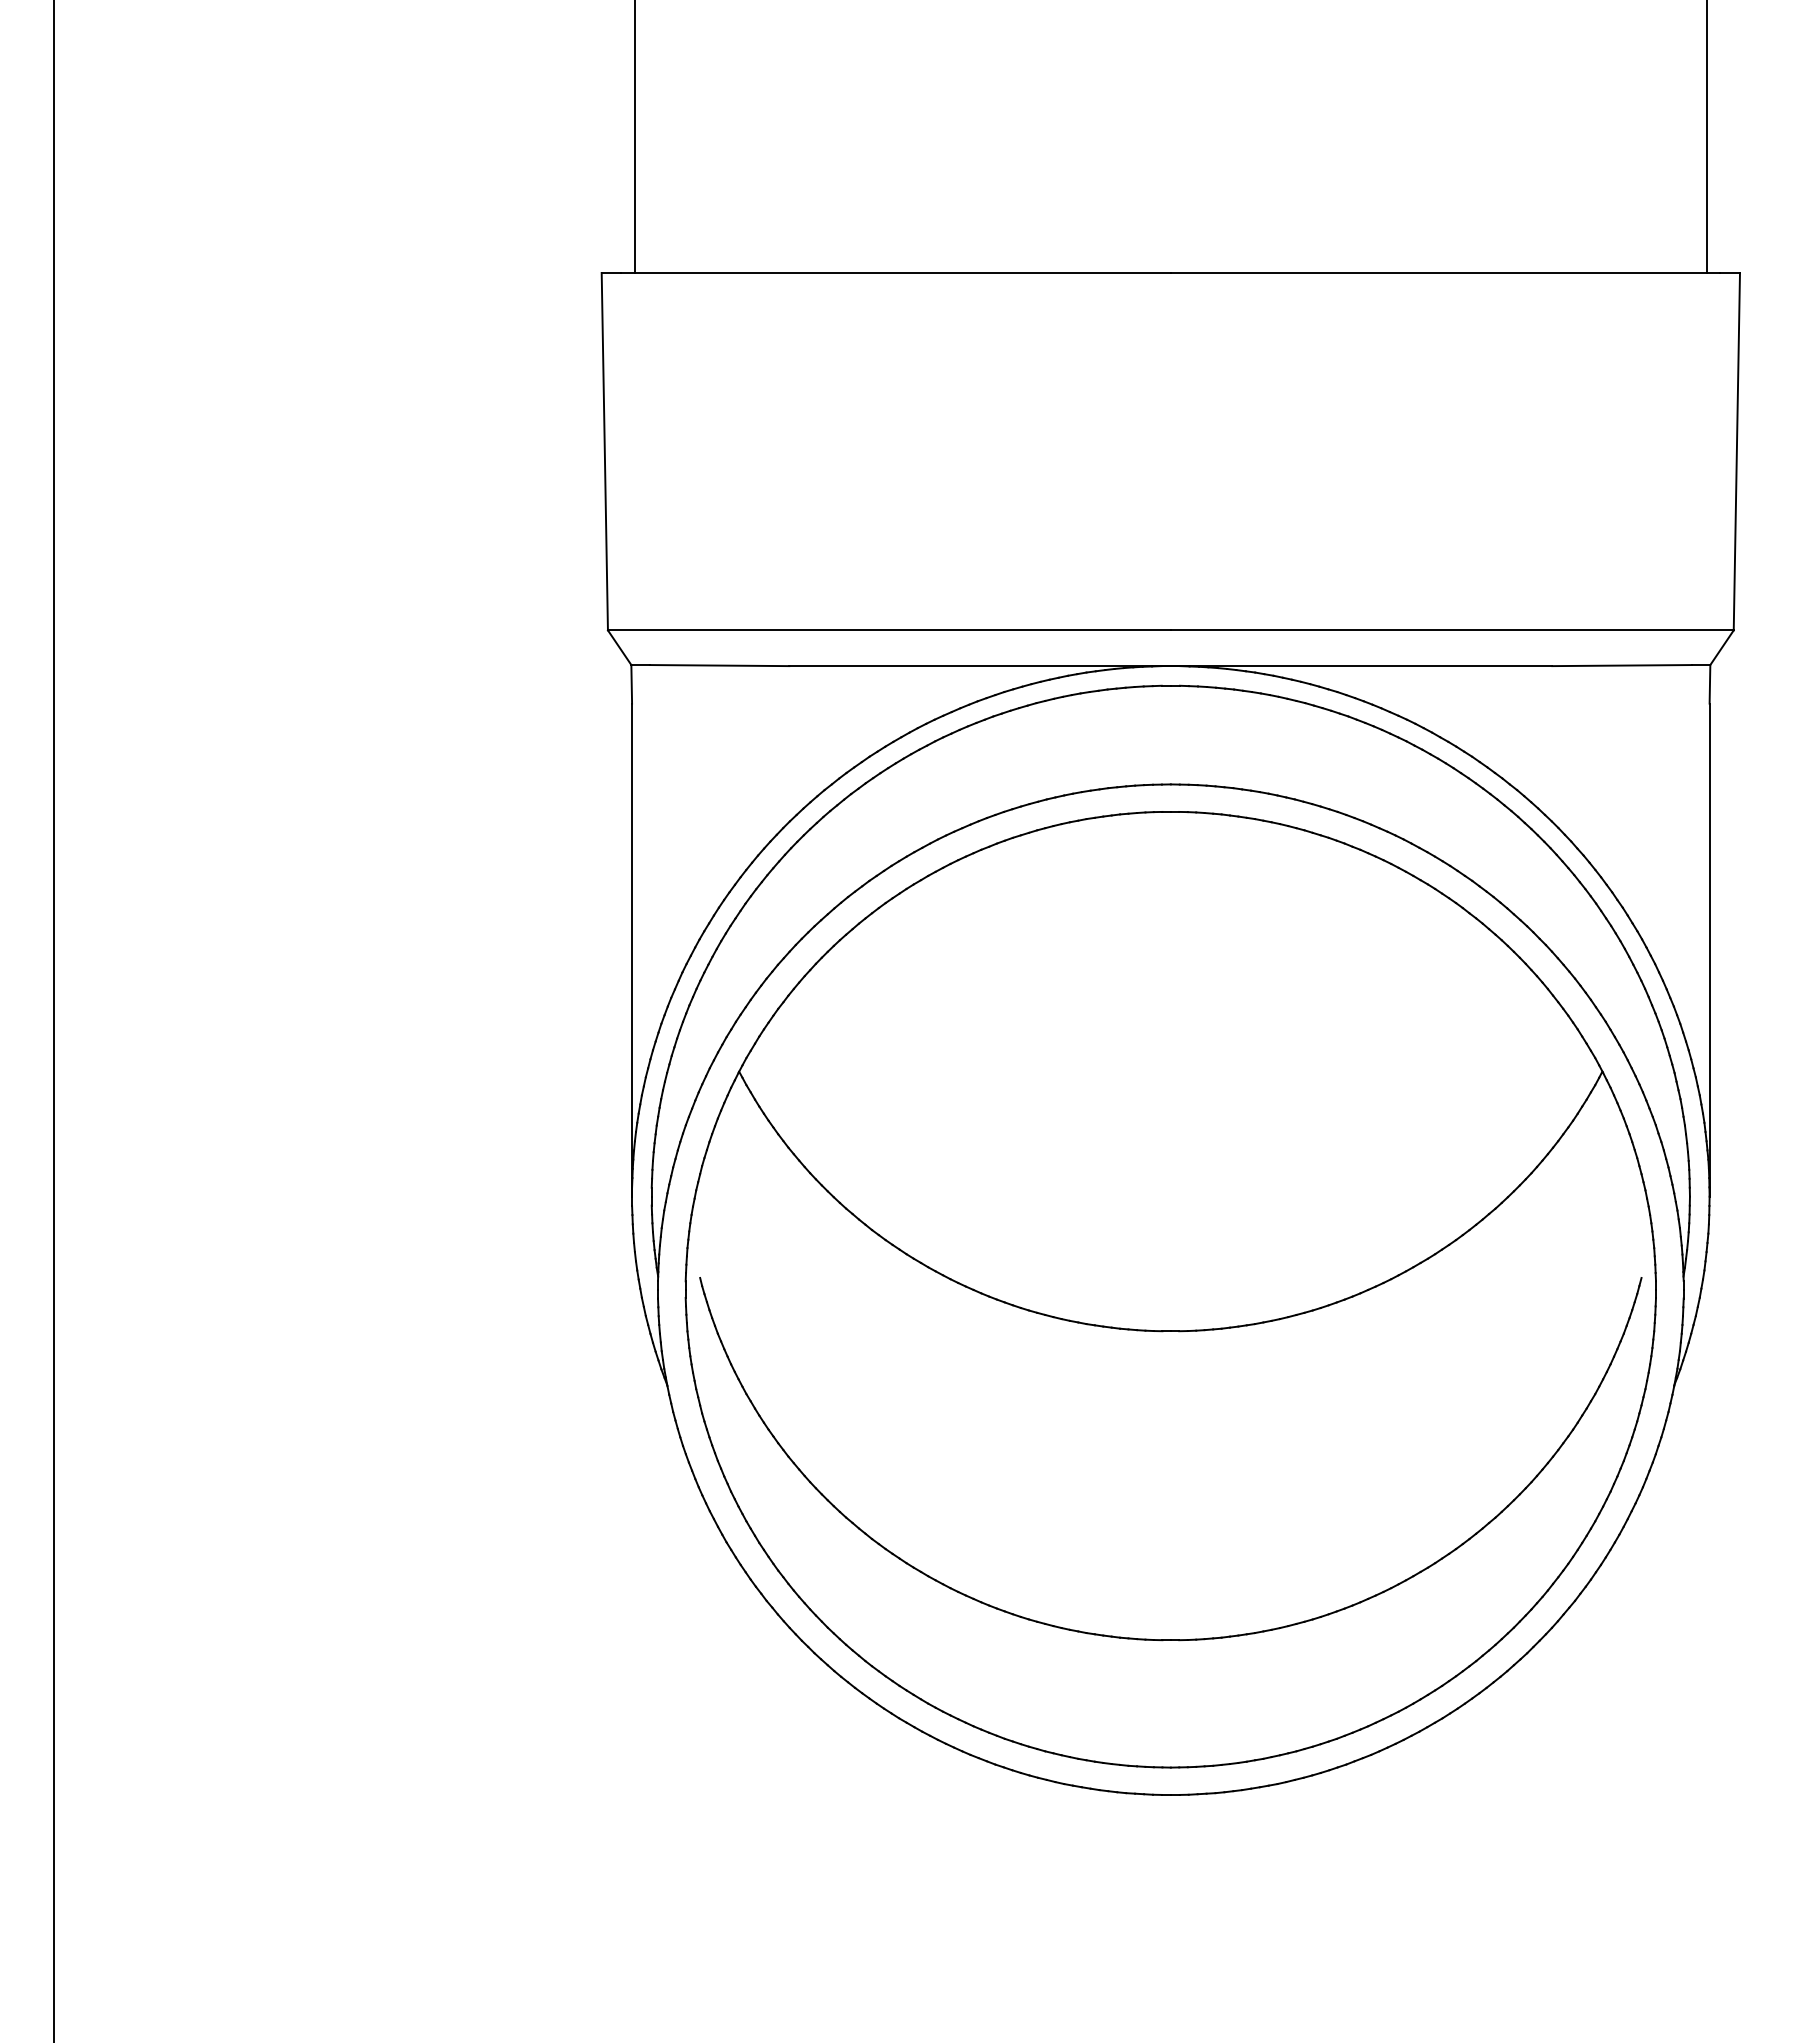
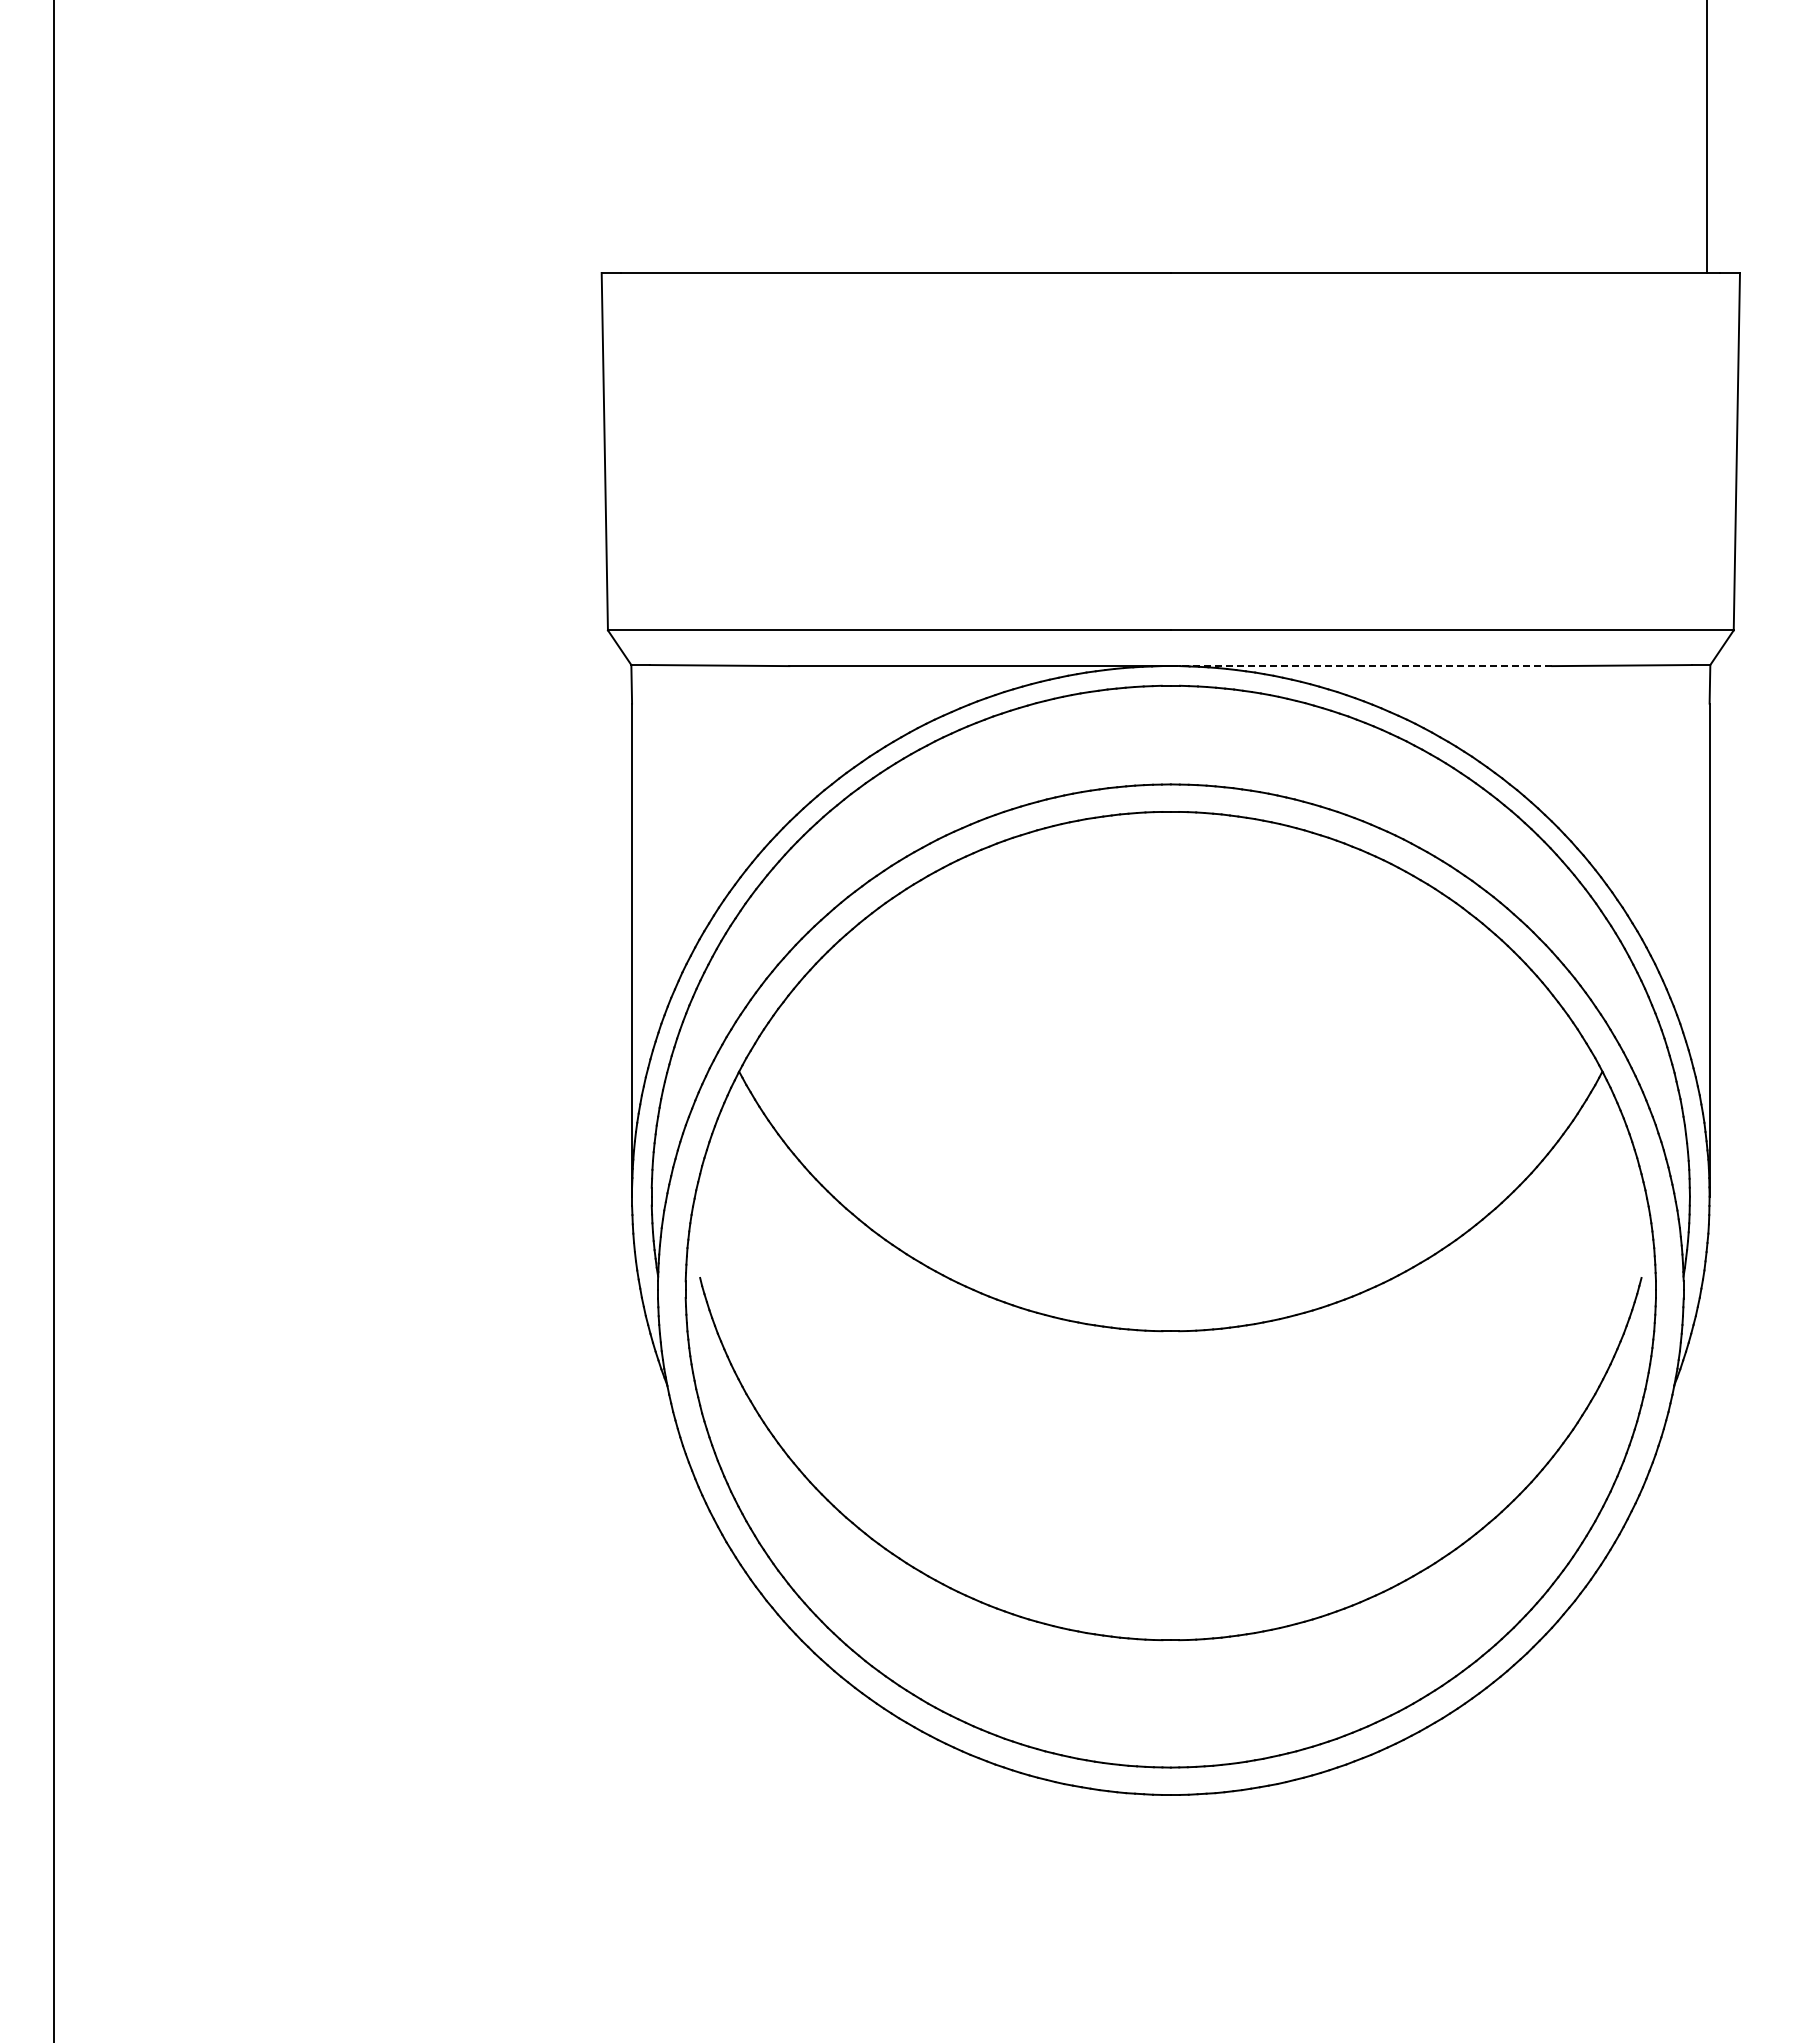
line: present -> none (634, 137)
line: solid -> dashed (1361, 666)
